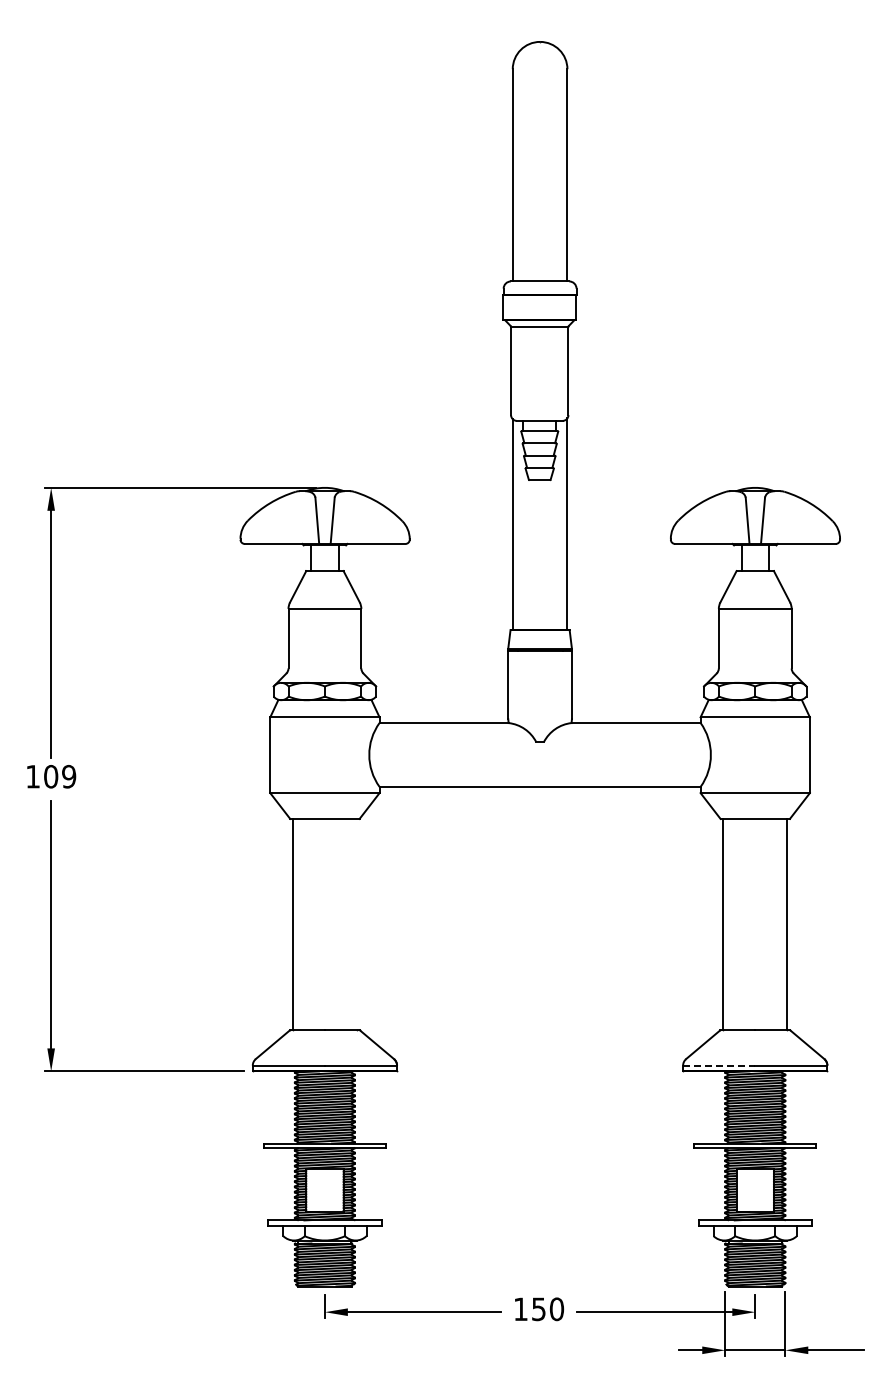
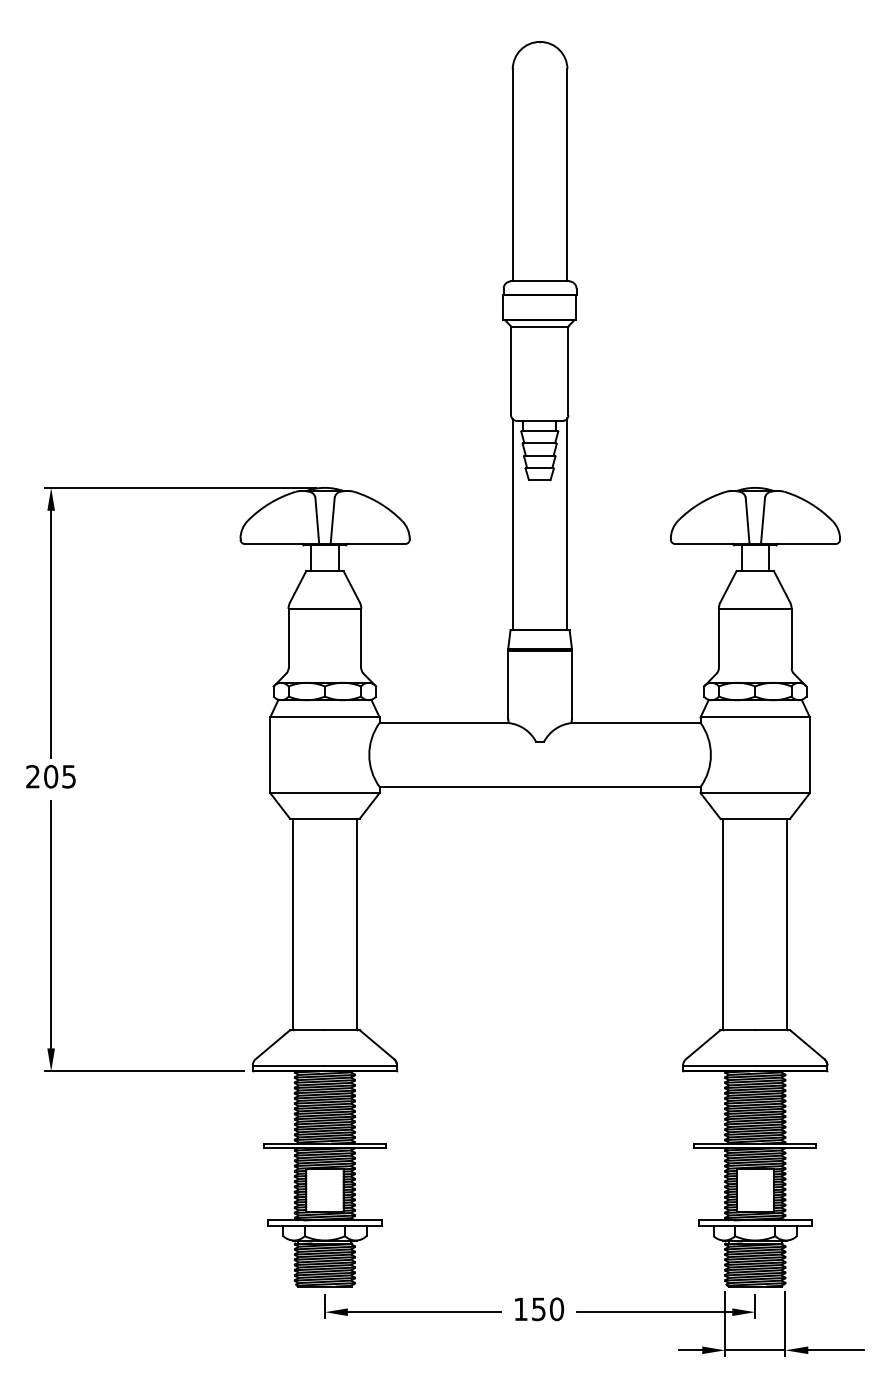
text: 109 -> 205 (51, 776)
line: none -> present (356, 924)
line: dashed -> solid (719, 1065)
